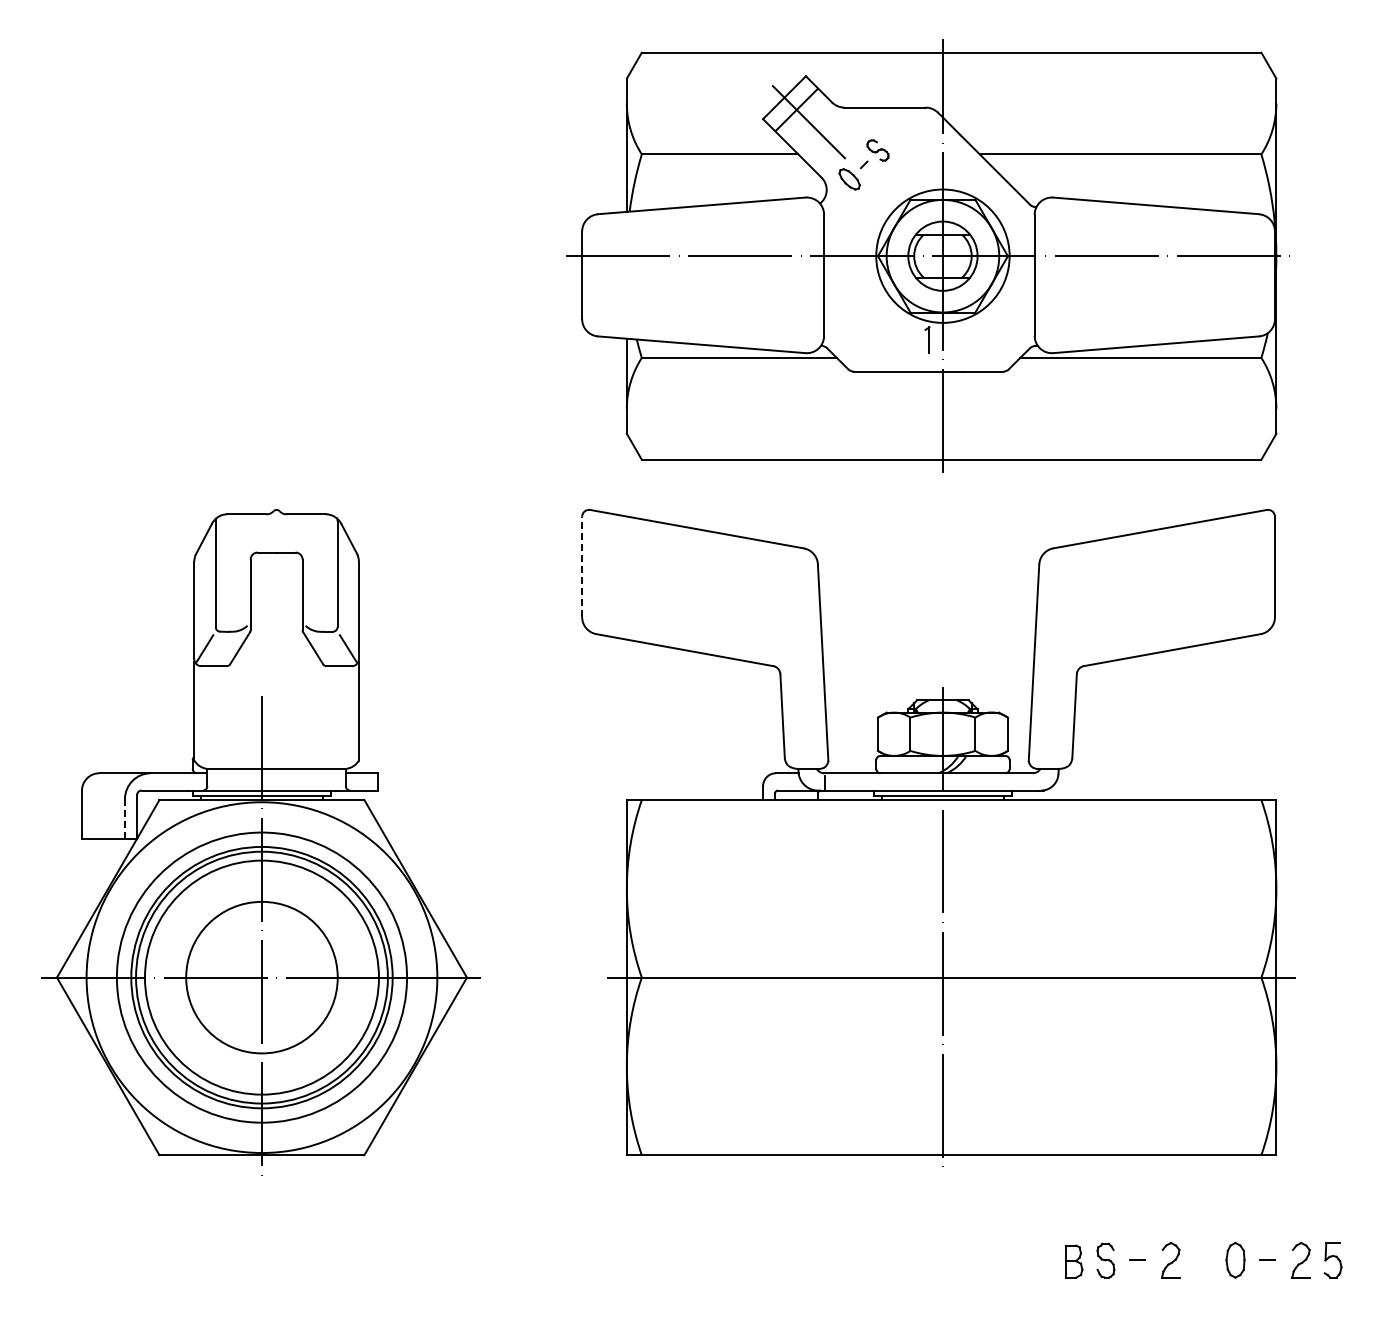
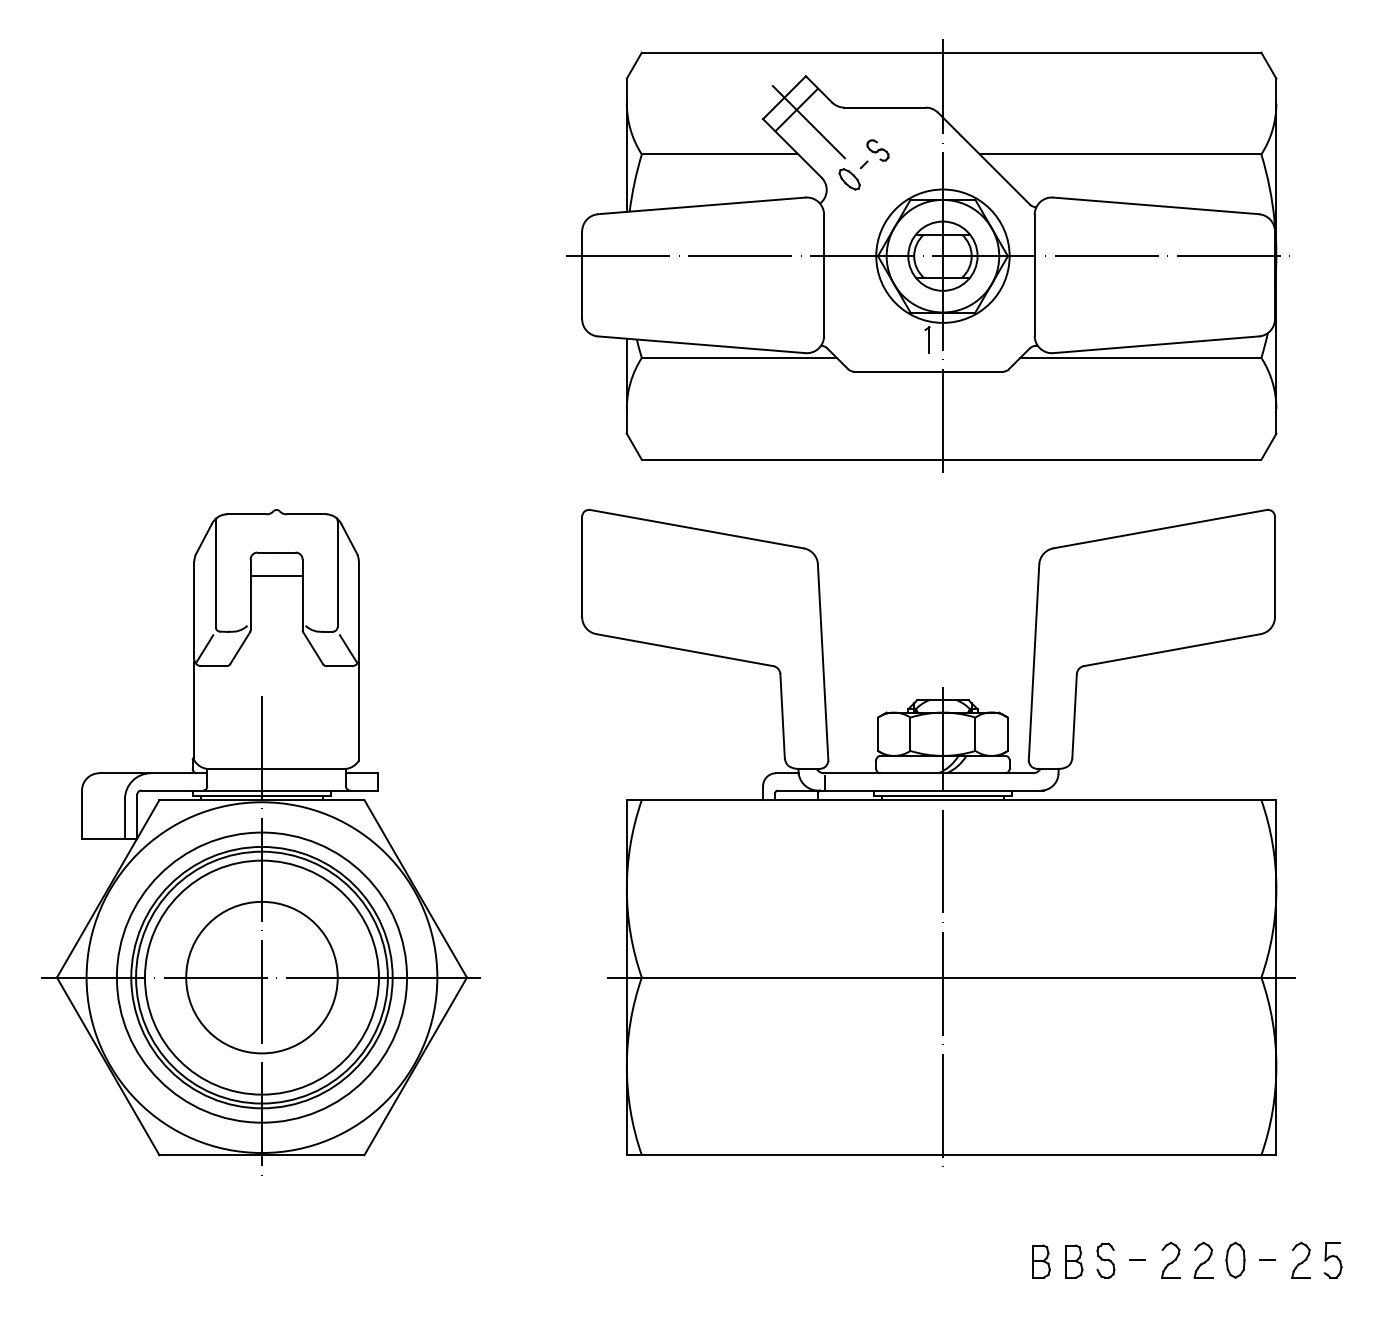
line: dashed -> solid (582, 566)
line: none -> present (276, 576)
line: dashed -> solid (124, 819)
part: none -> present (1203, 1259)
part: none -> present (1041, 1261)
